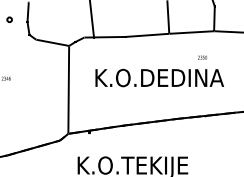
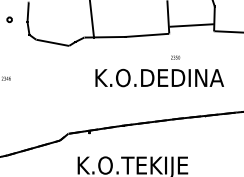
line position: (191, 32) -> (191, 25) (191, 25)
text position: (202, 57) -> (175, 57) (175, 57)
line: present -> none (68, 89)
